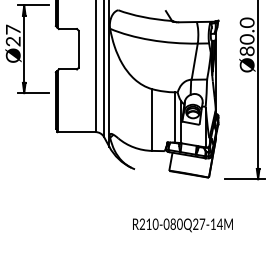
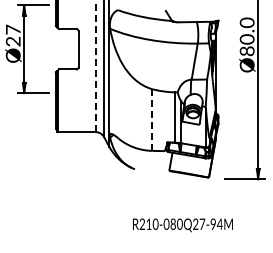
line: solid -> dashed (95, 66)
line: solid -> dashed (152, 120)
text: R210-080Q27-14M -> R210-080Q27-94M (212, 223)
